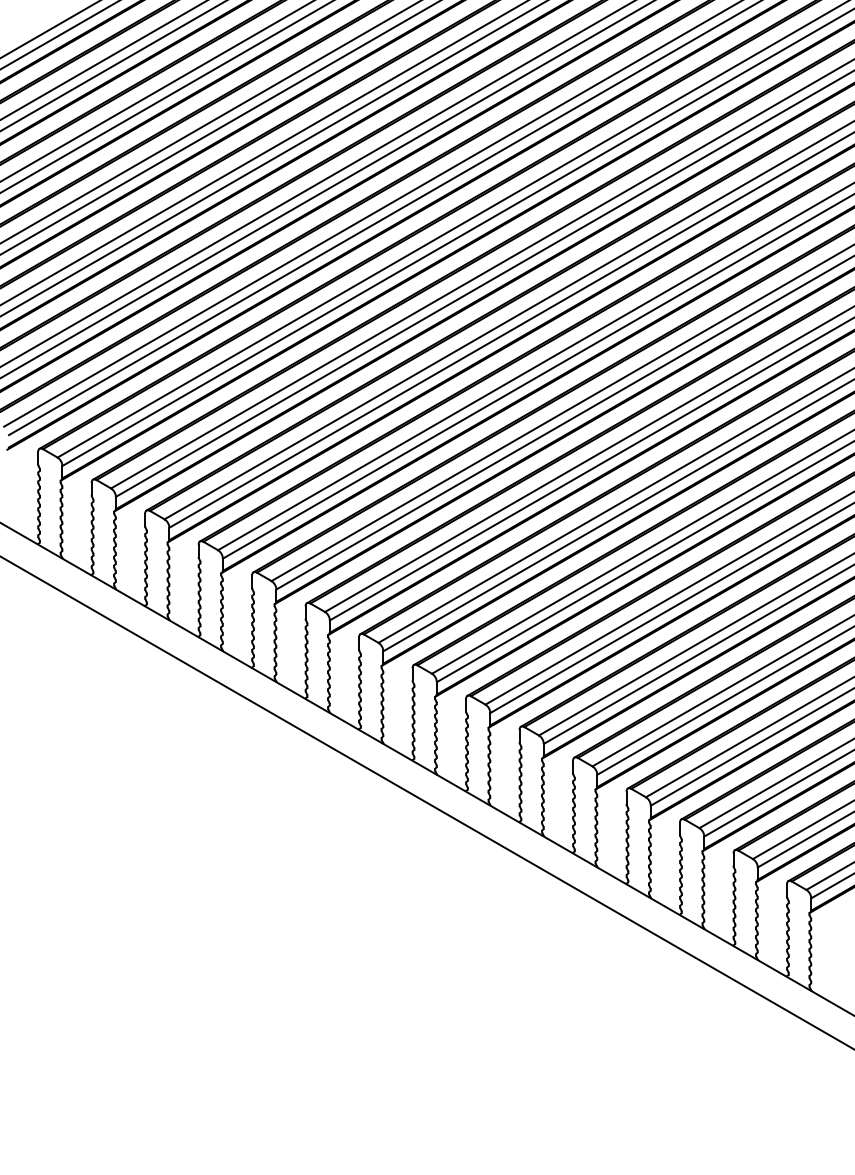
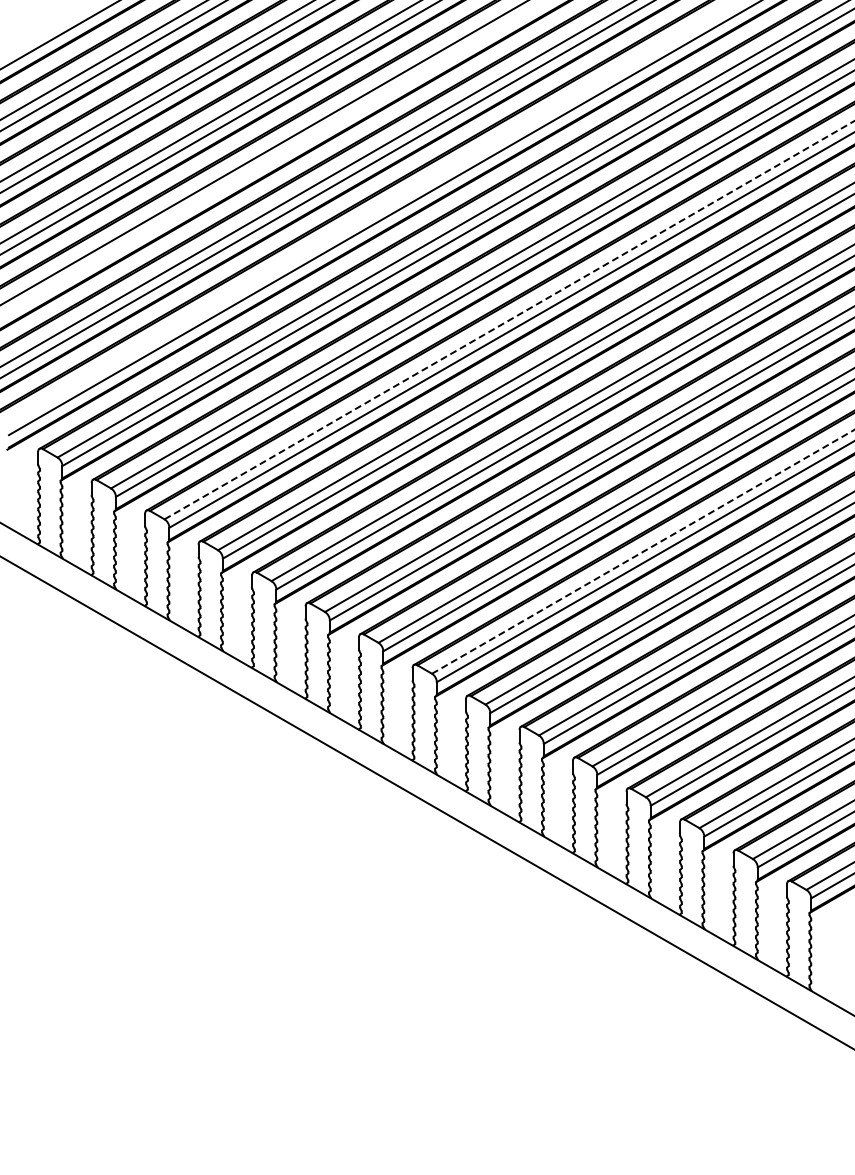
line: present -> none (49, 29)
line: present -> none (273, 158)
line: present -> none (371, 214)
line: solid -> dashed (510, 319)
line: solid -> dashed (643, 551)
